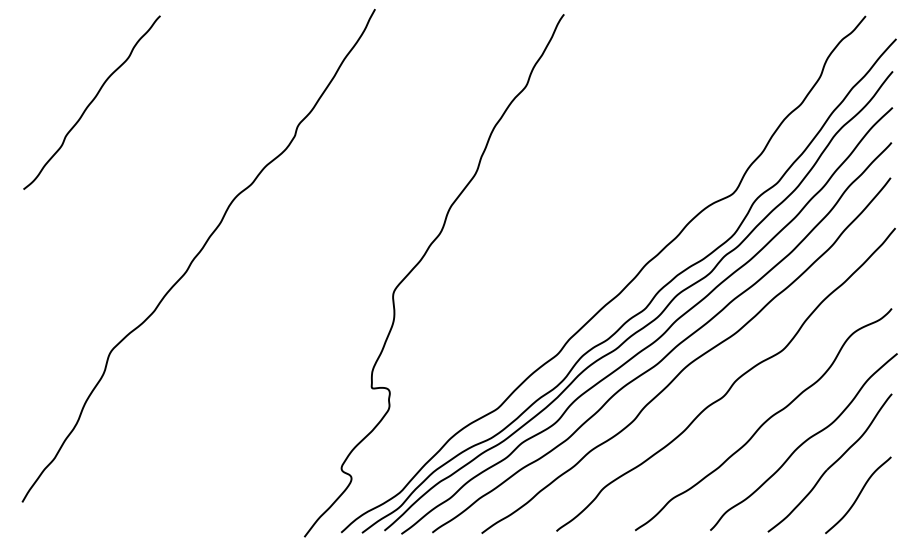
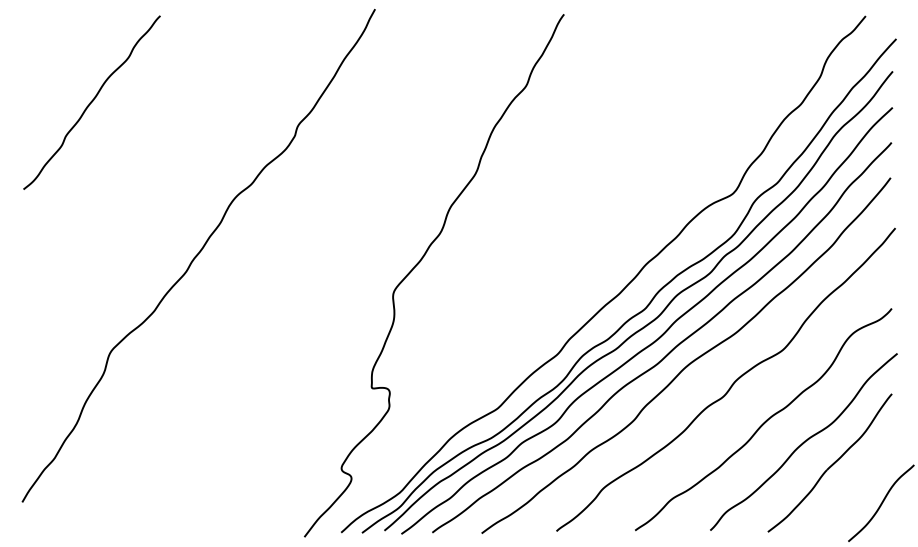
curve position: (858, 494) -> (881, 502) (881, 502)
